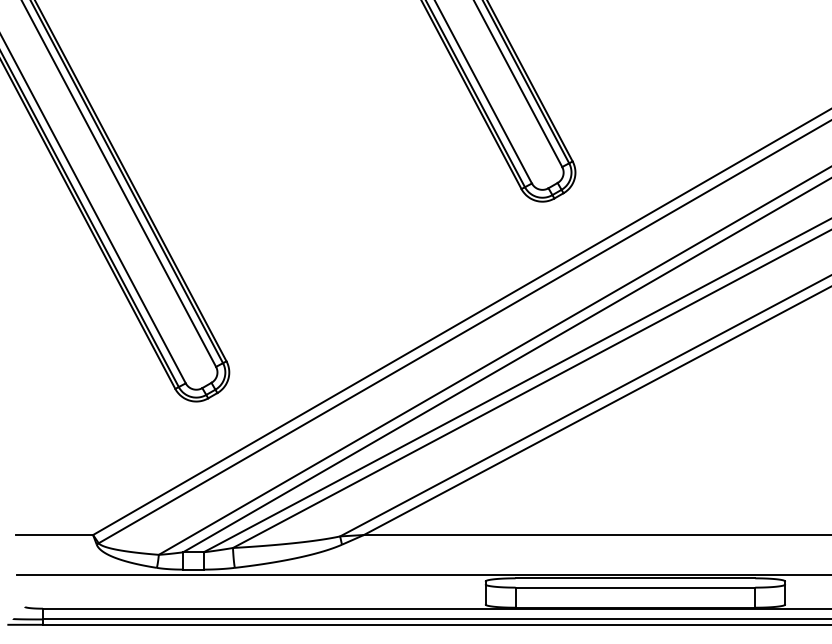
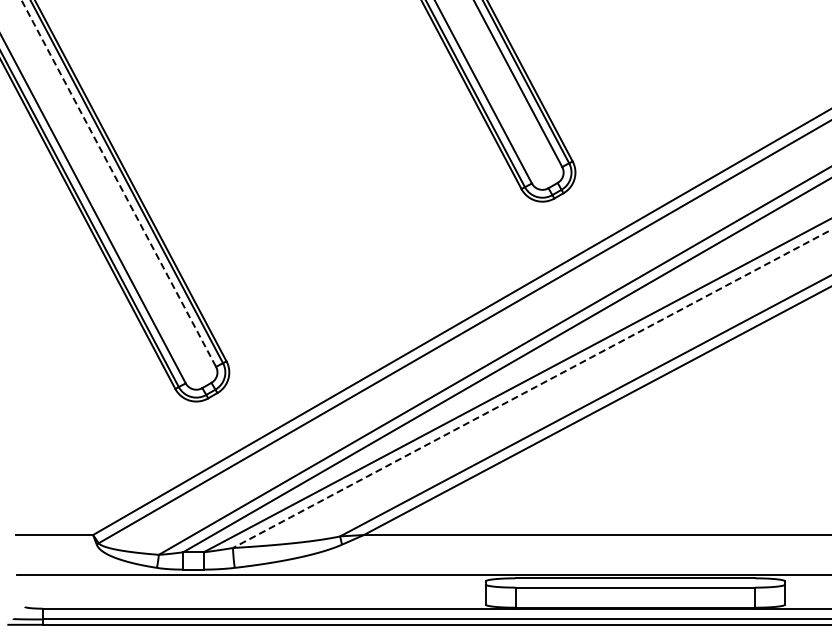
line: solid -> dashed (119, 184)
line: solid -> dashed (532, 388)
